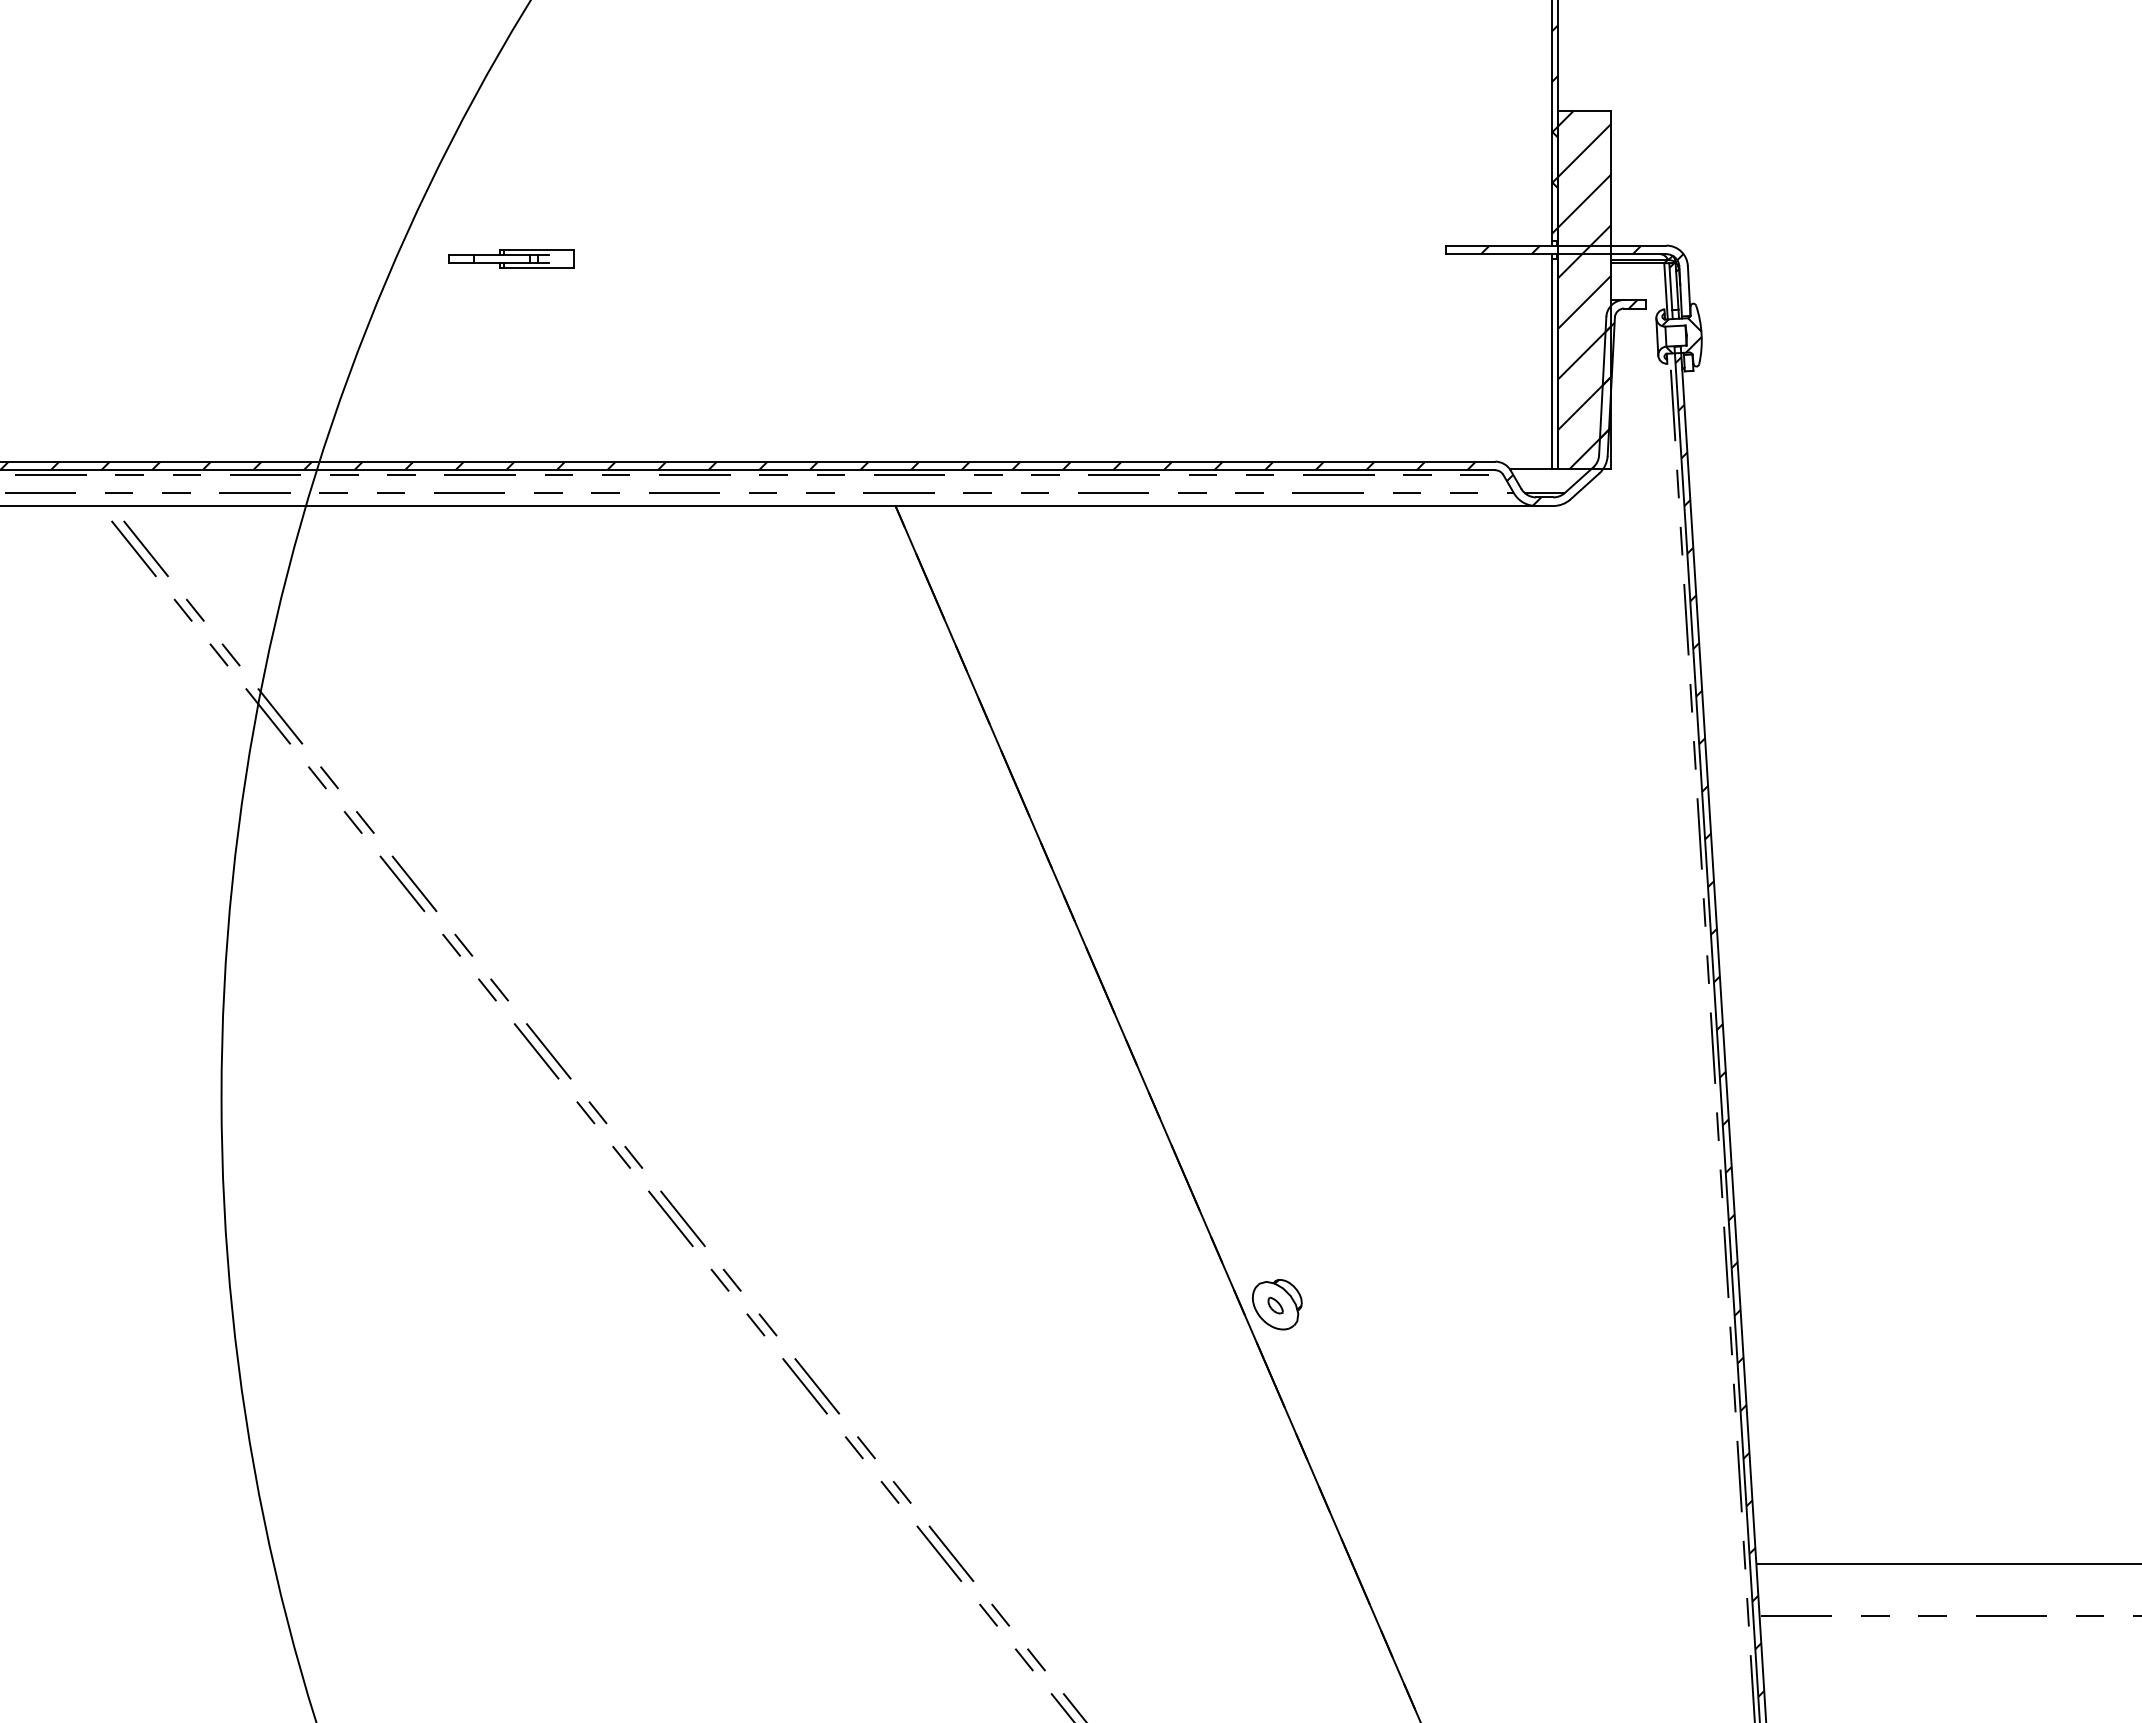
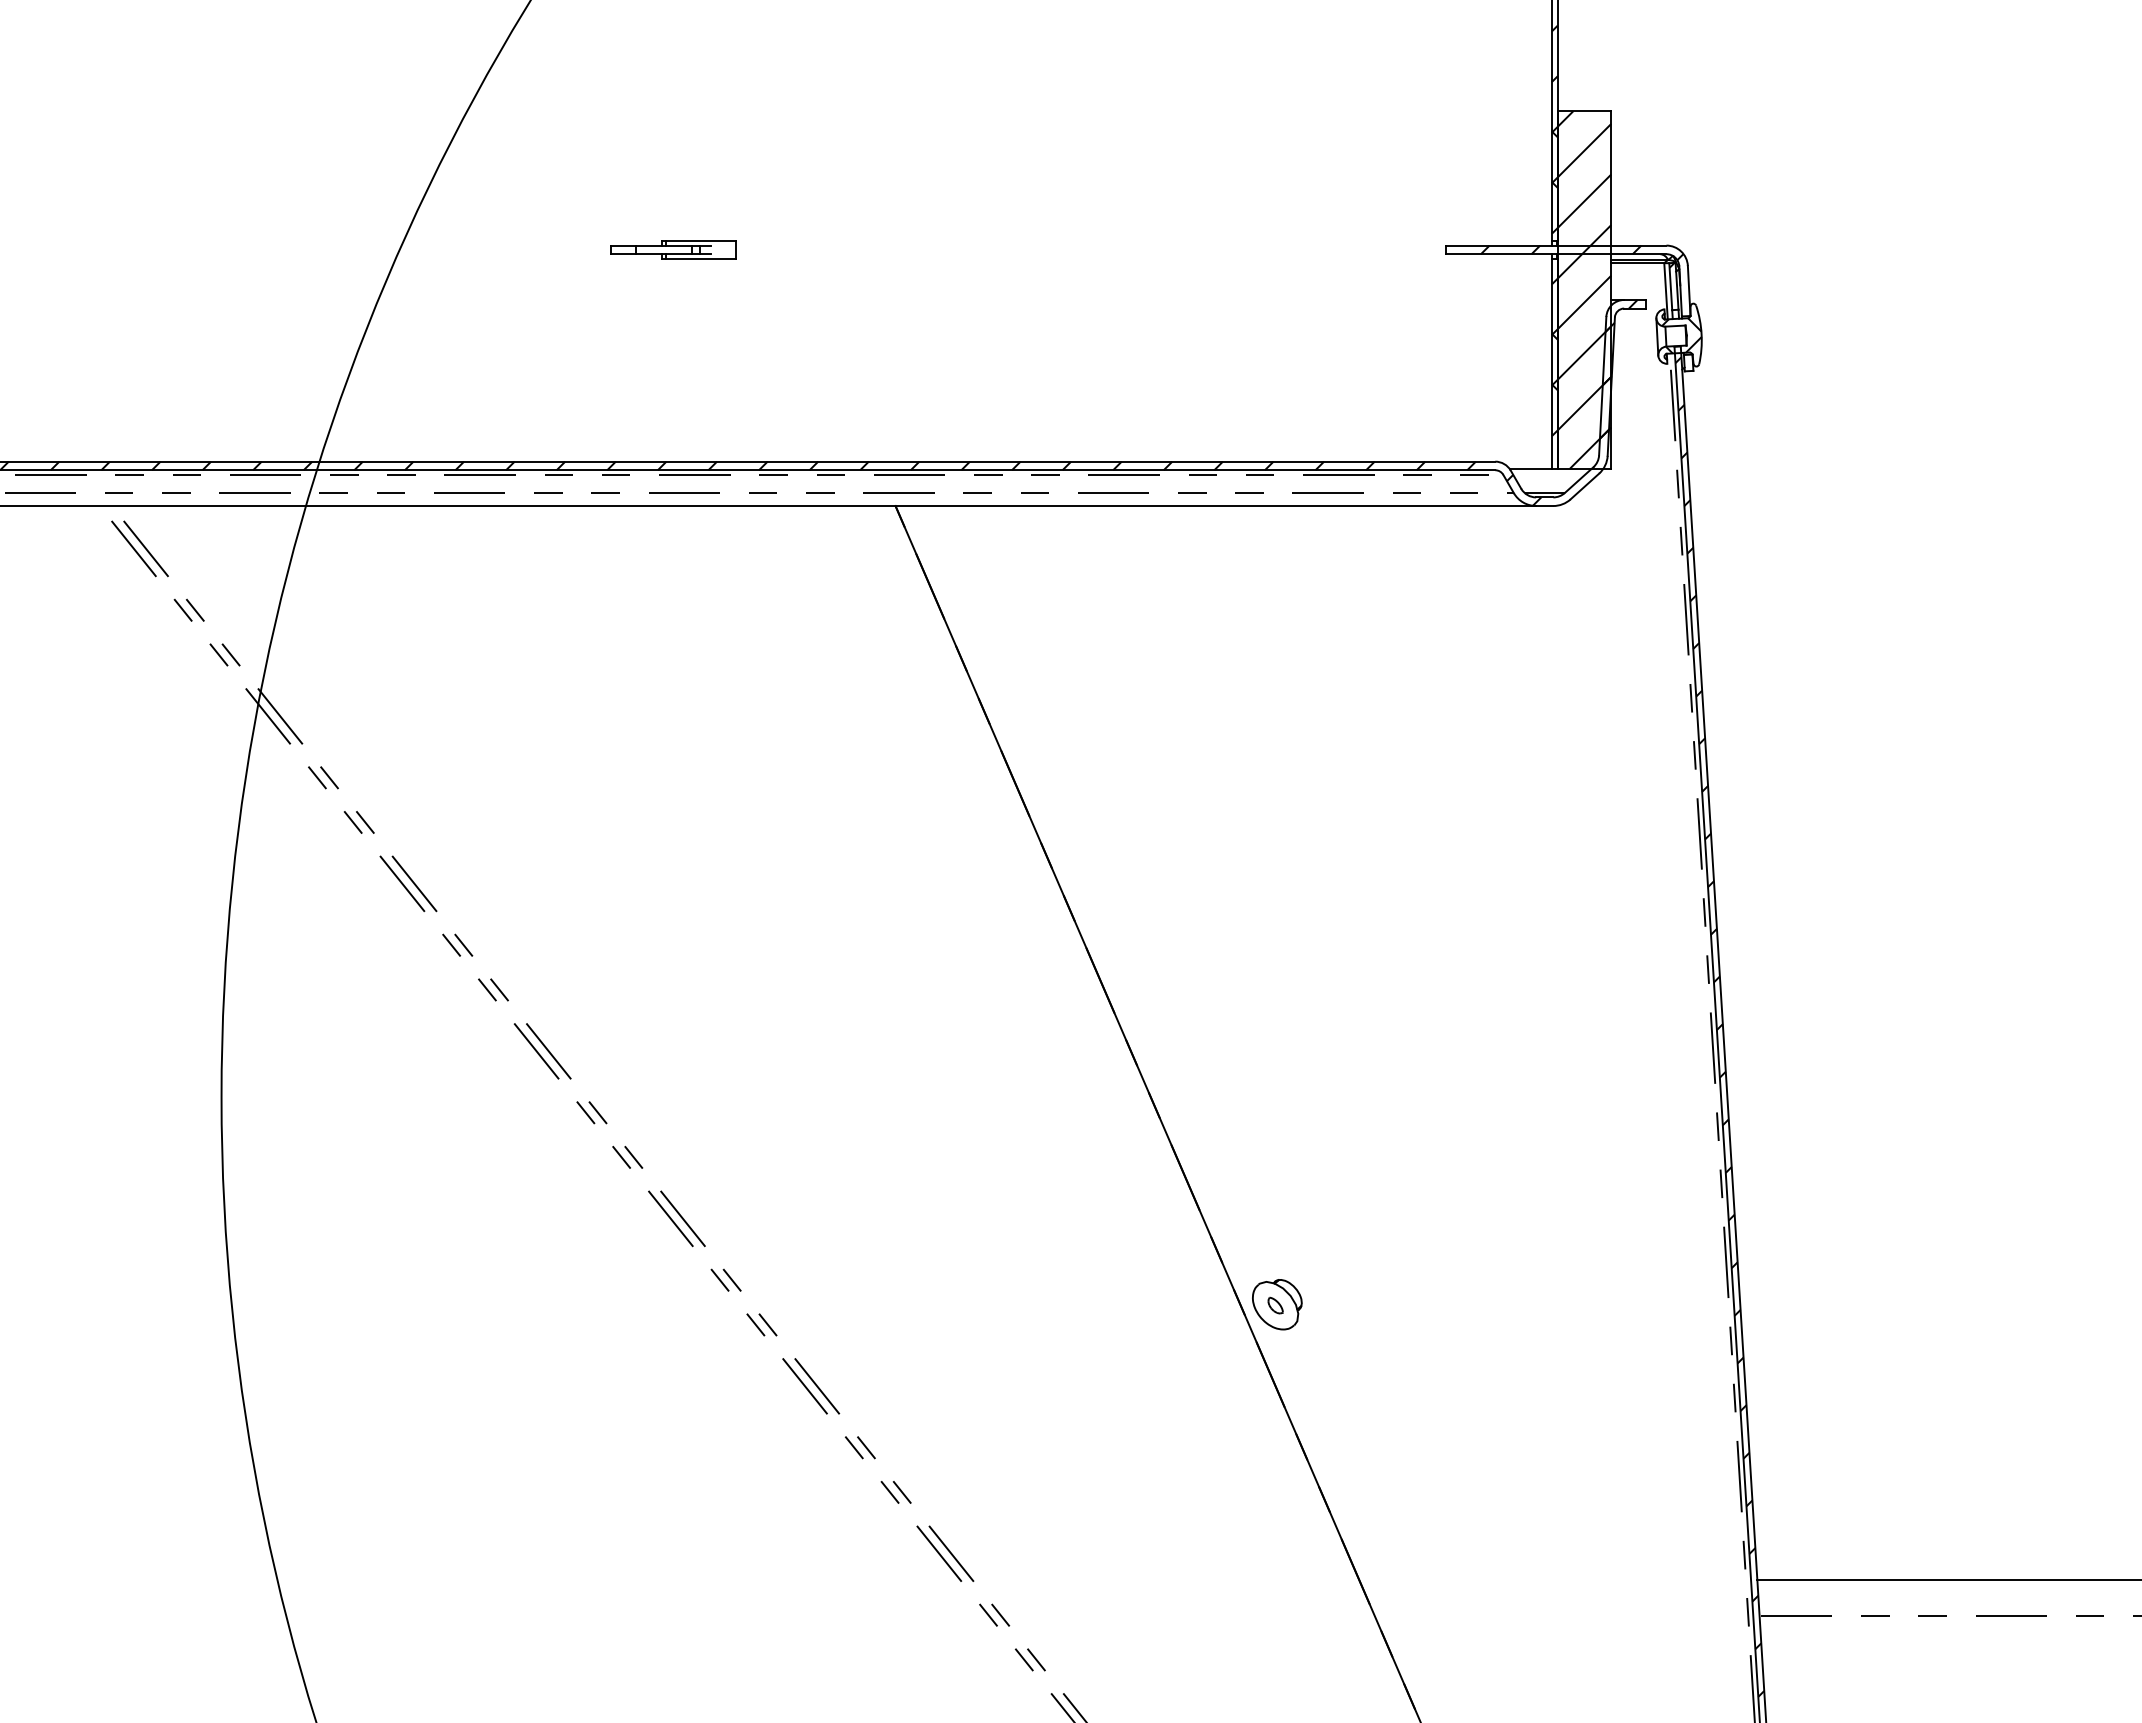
part position: (511, 258) -> (673, 249) (673, 249)
hatch: none -> present (1554, 357)
line position: (1947, 1563) -> (1947, 1579) (1947, 1579)
